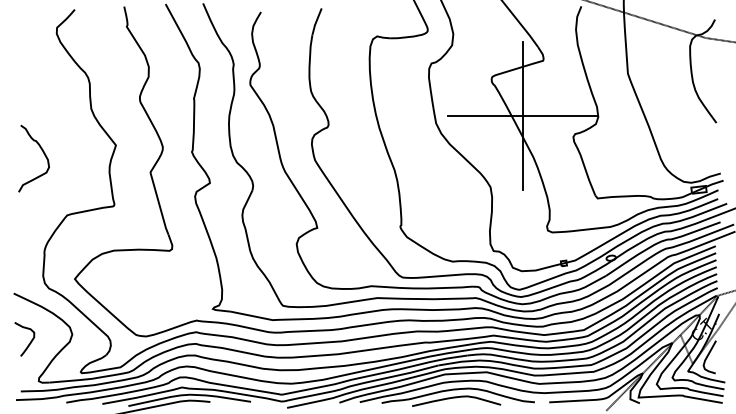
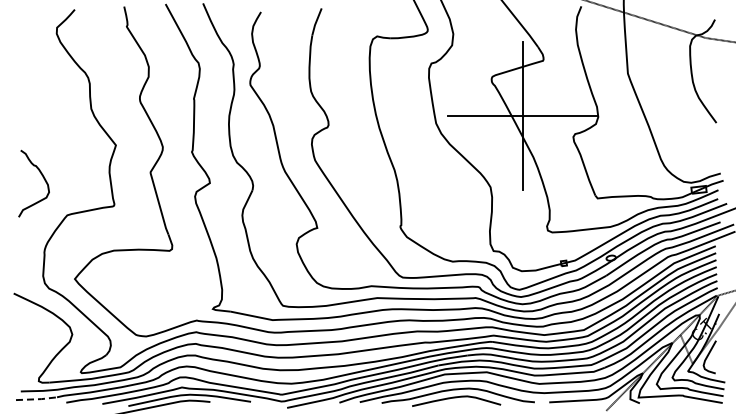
curve position: (42, 152) -> (42, 177) (42, 177)
curve: present -> none (29, 342)
line: solid -> dashed (37, 399)
